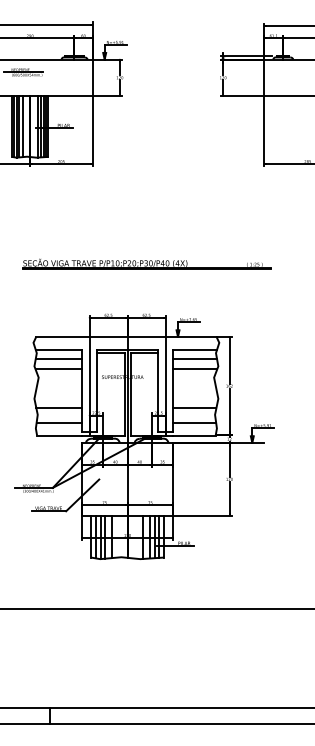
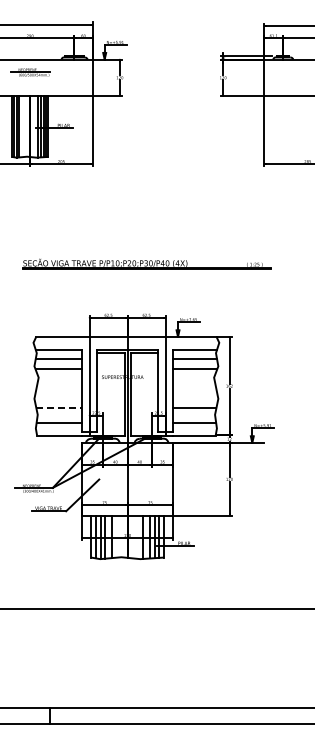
part position: (23, 72) -> (30, 72) (30, 72)
line: present -> none (22, 126)
line: solid -> dashed (59, 408)
